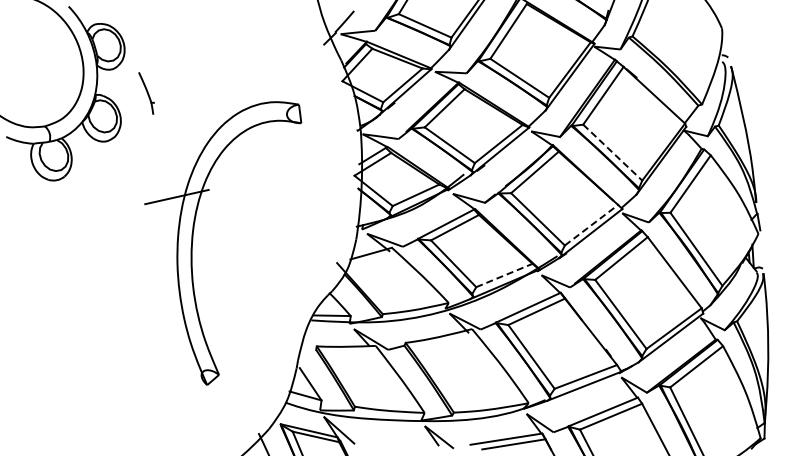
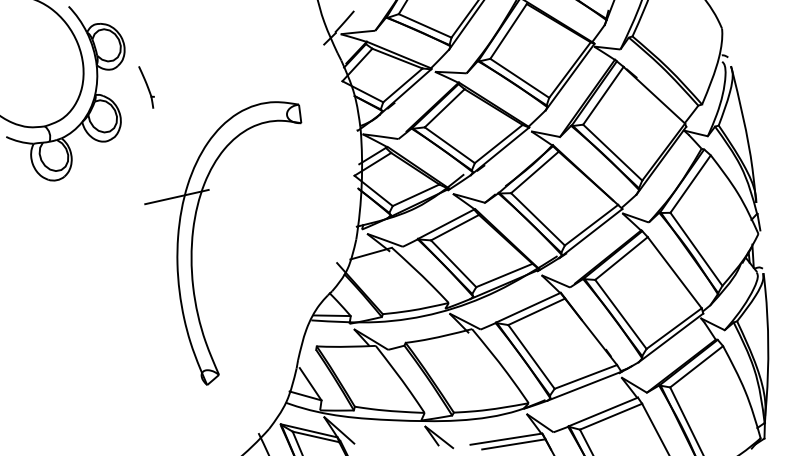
part position: (146, 93) -> (146, 87) (146, 87)
line: dashed -> solid (612, 152)
line: dashed -> solid (591, 224)
line: dashed -> solid (504, 275)
